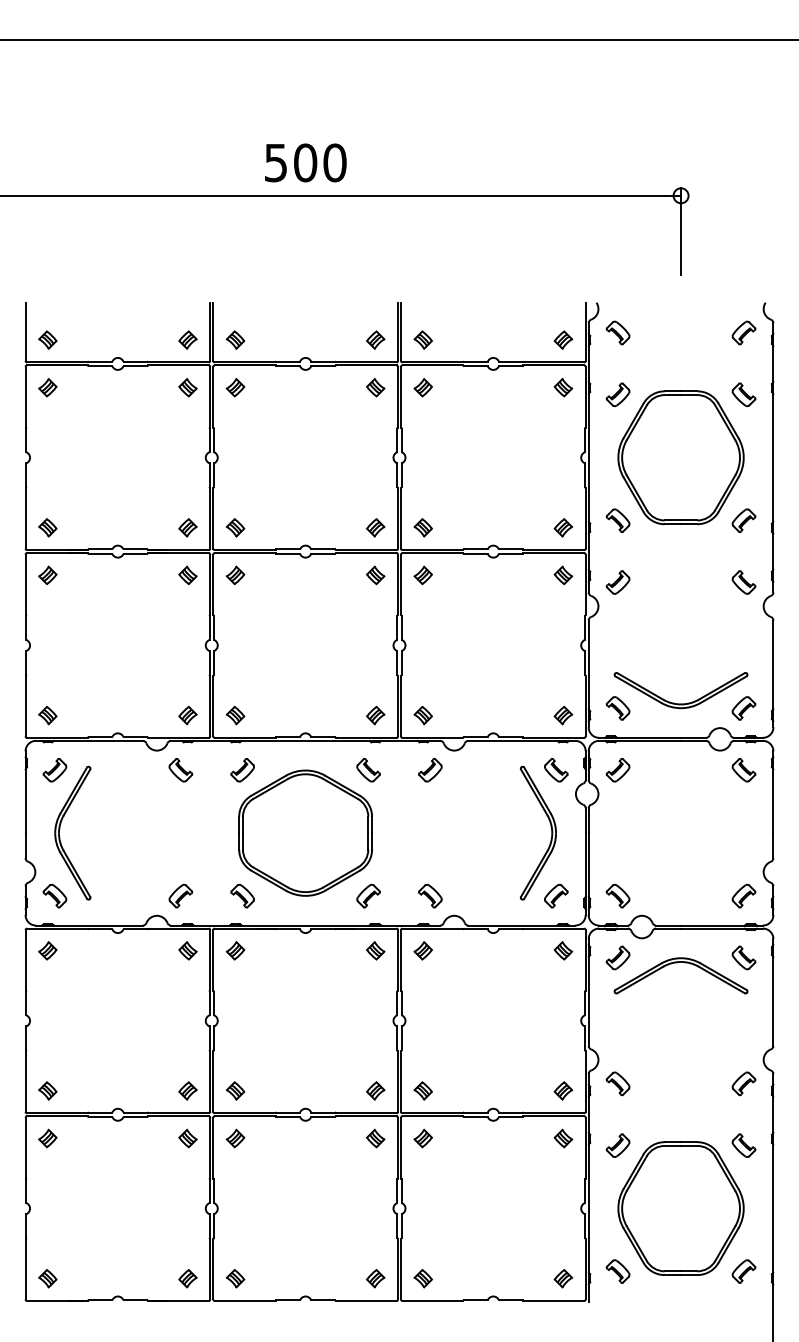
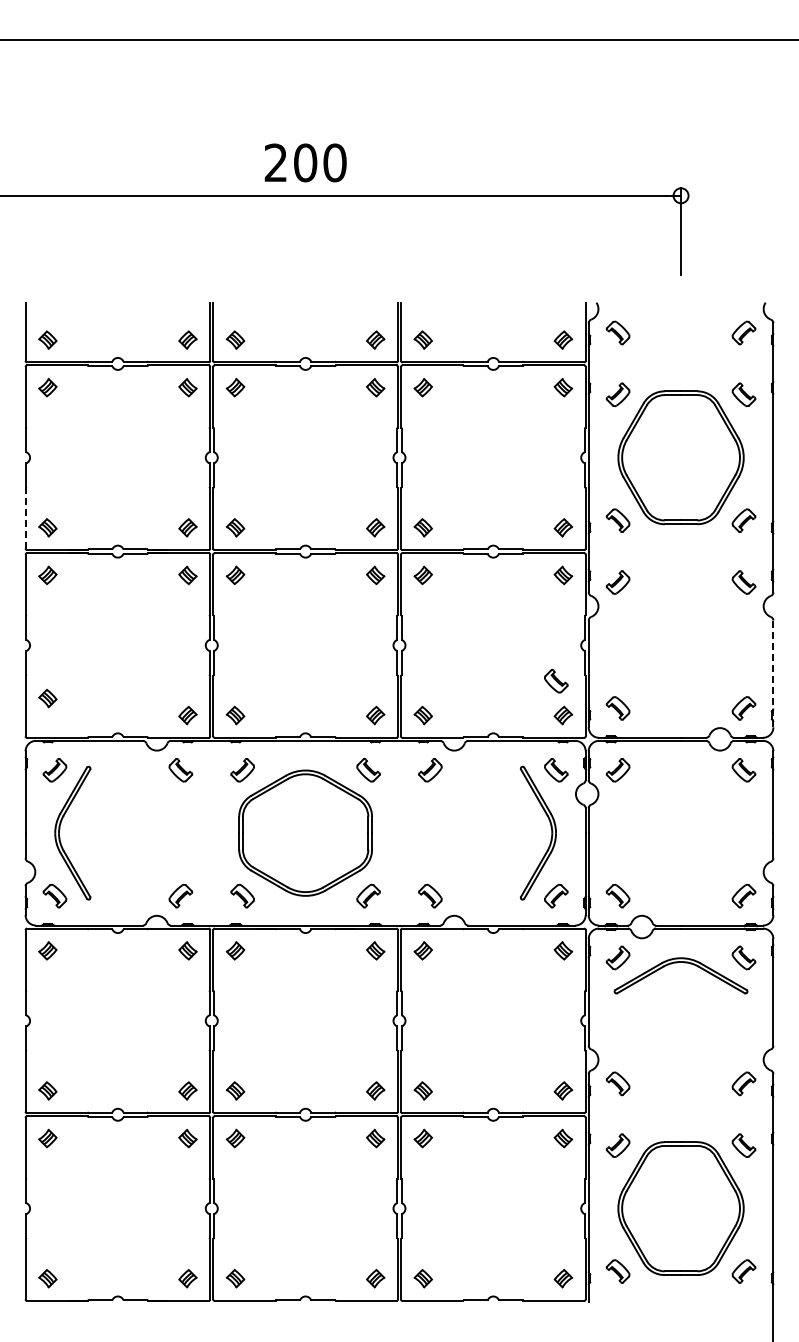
text: 500 -> 200 (275, 162)
line: solid -> dashed (25, 517)
line: solid -> dashed (773, 673)
part: none -> present (556, 681)
part: present -> none (680, 703)
part position: (47, 715) -> (47, 698) (47, 698)
